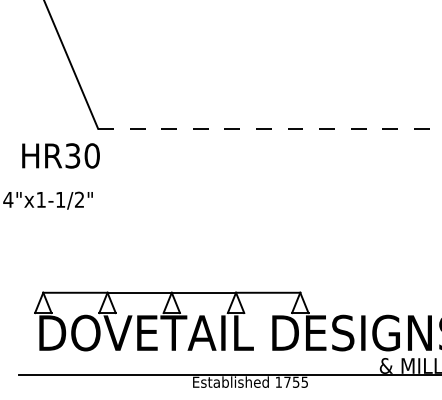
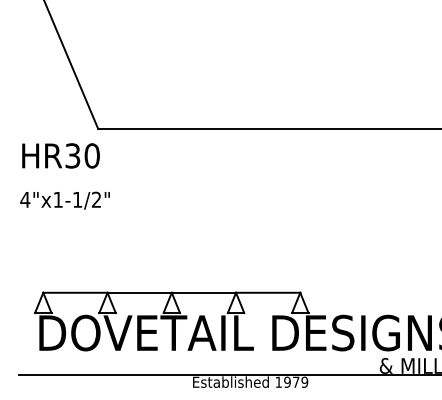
line: dashed -> solid (270, 128)
text position: (47, 200) -> (64, 200) (64, 200)
text: 1755 -> 1979 (296, 381)
